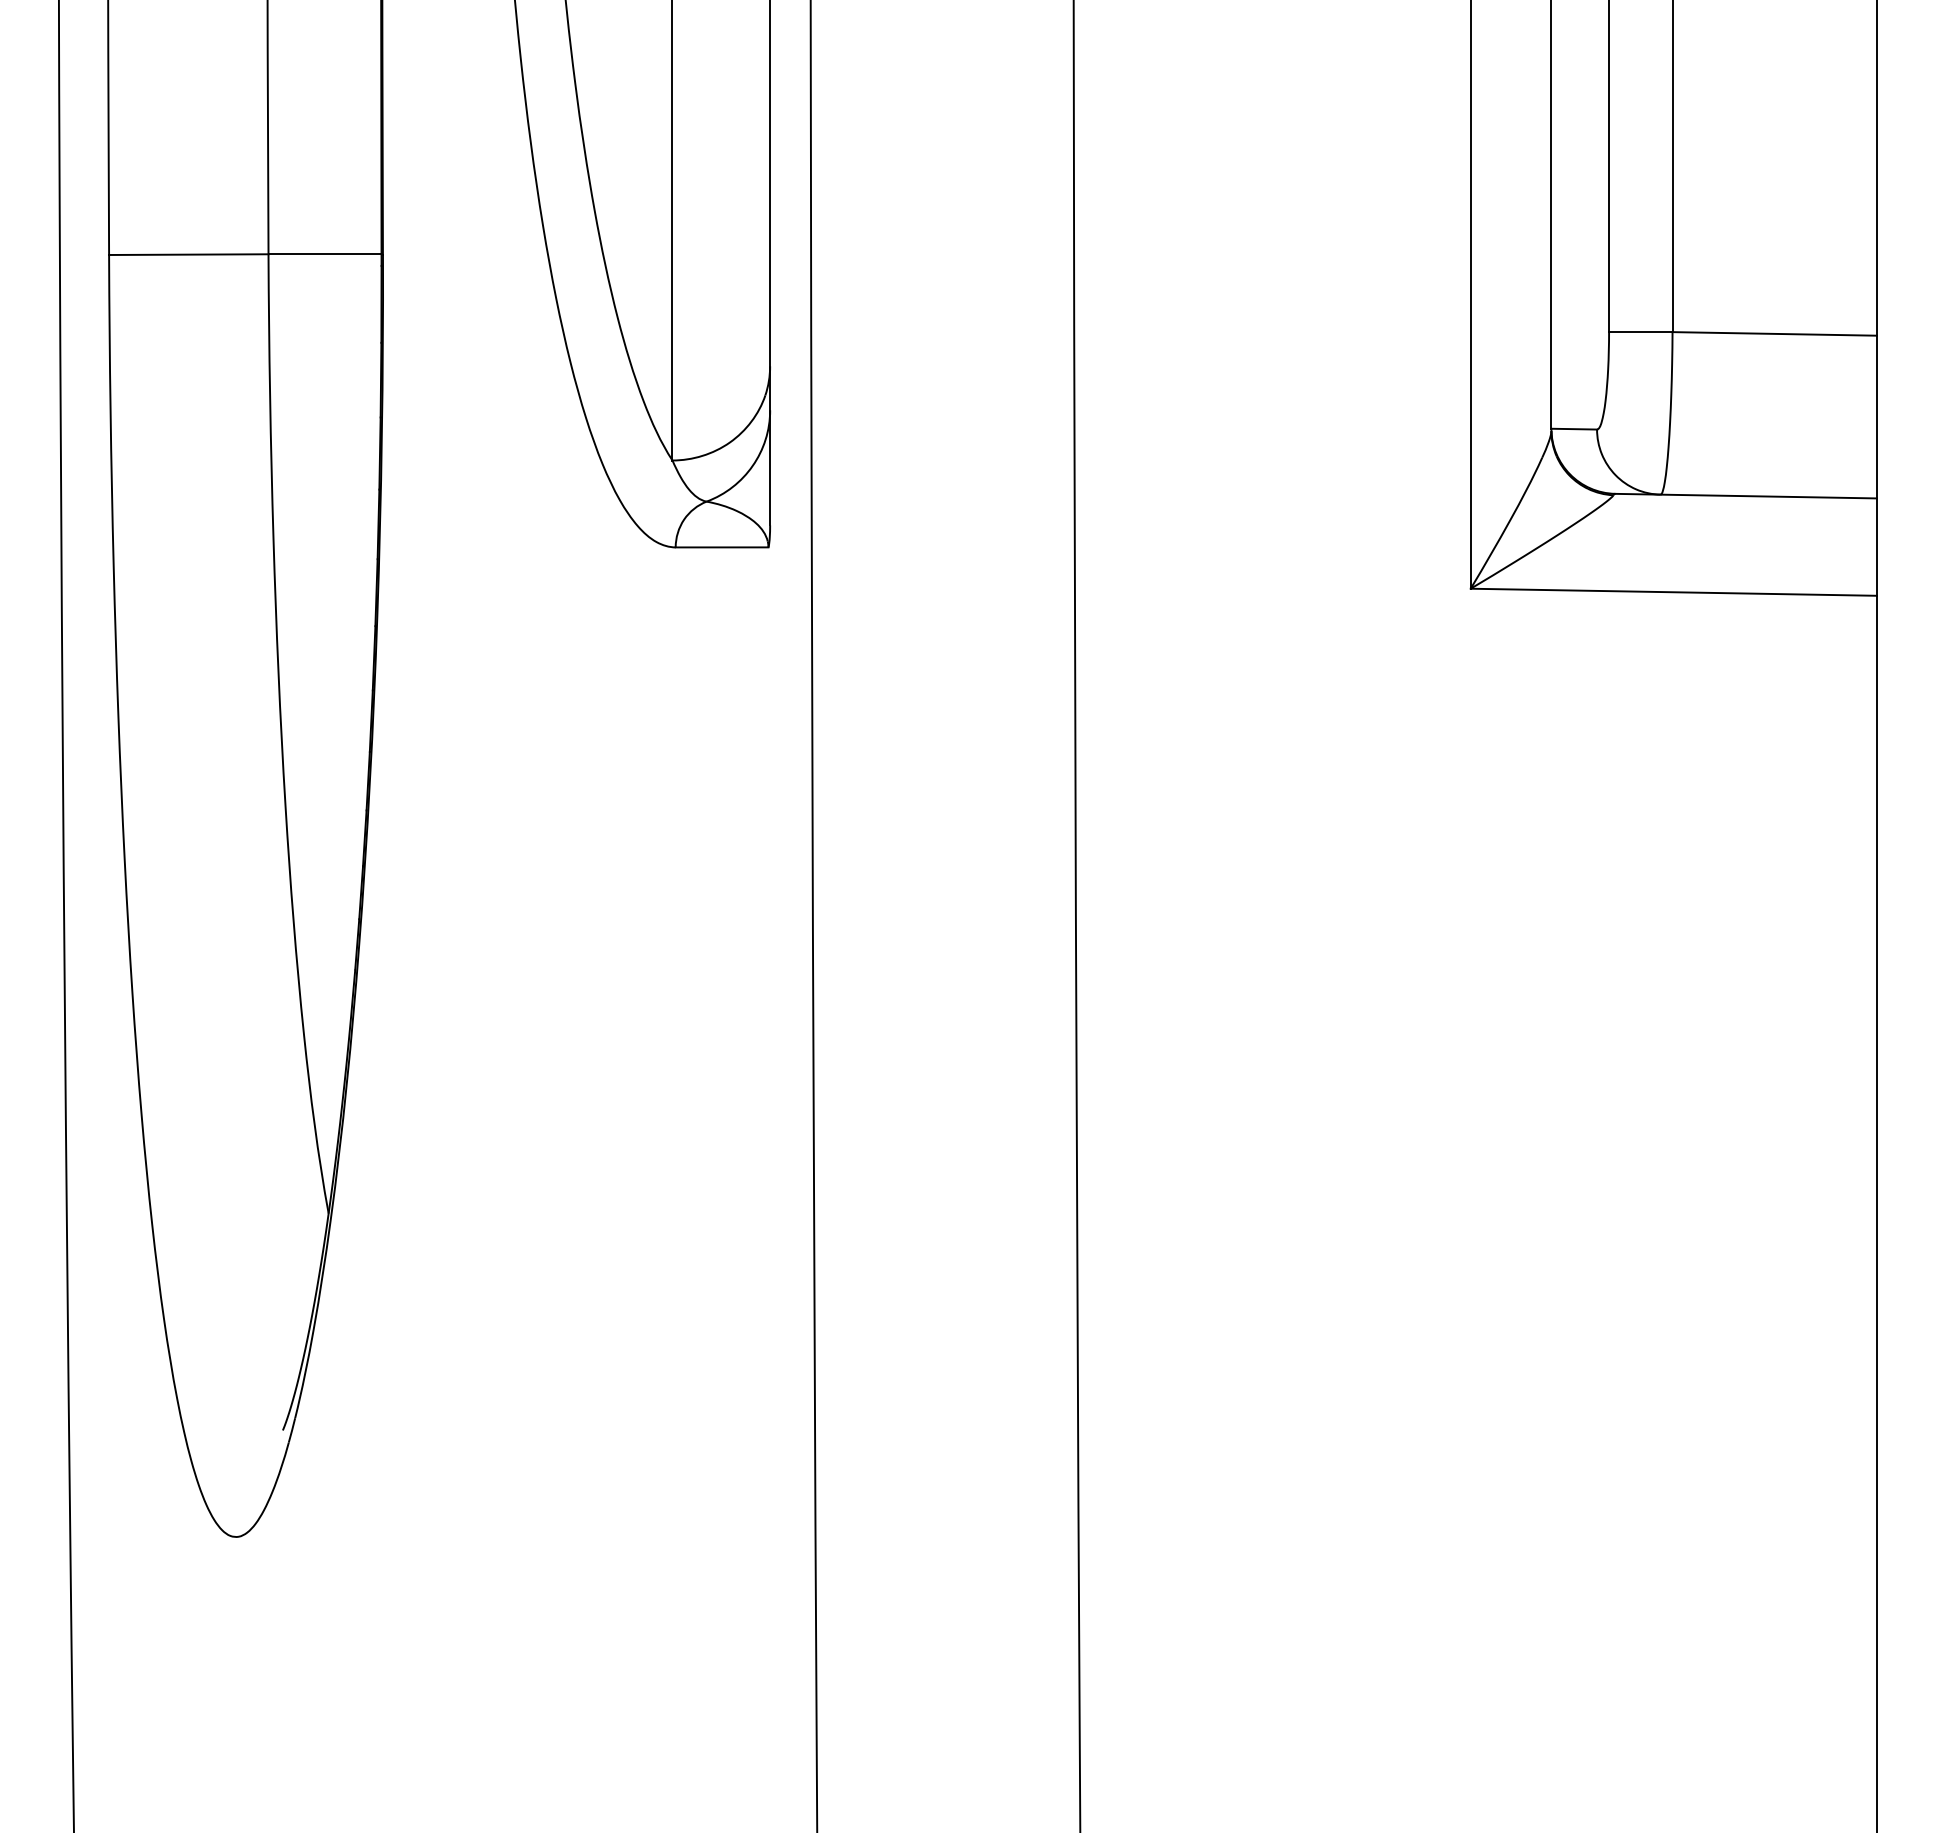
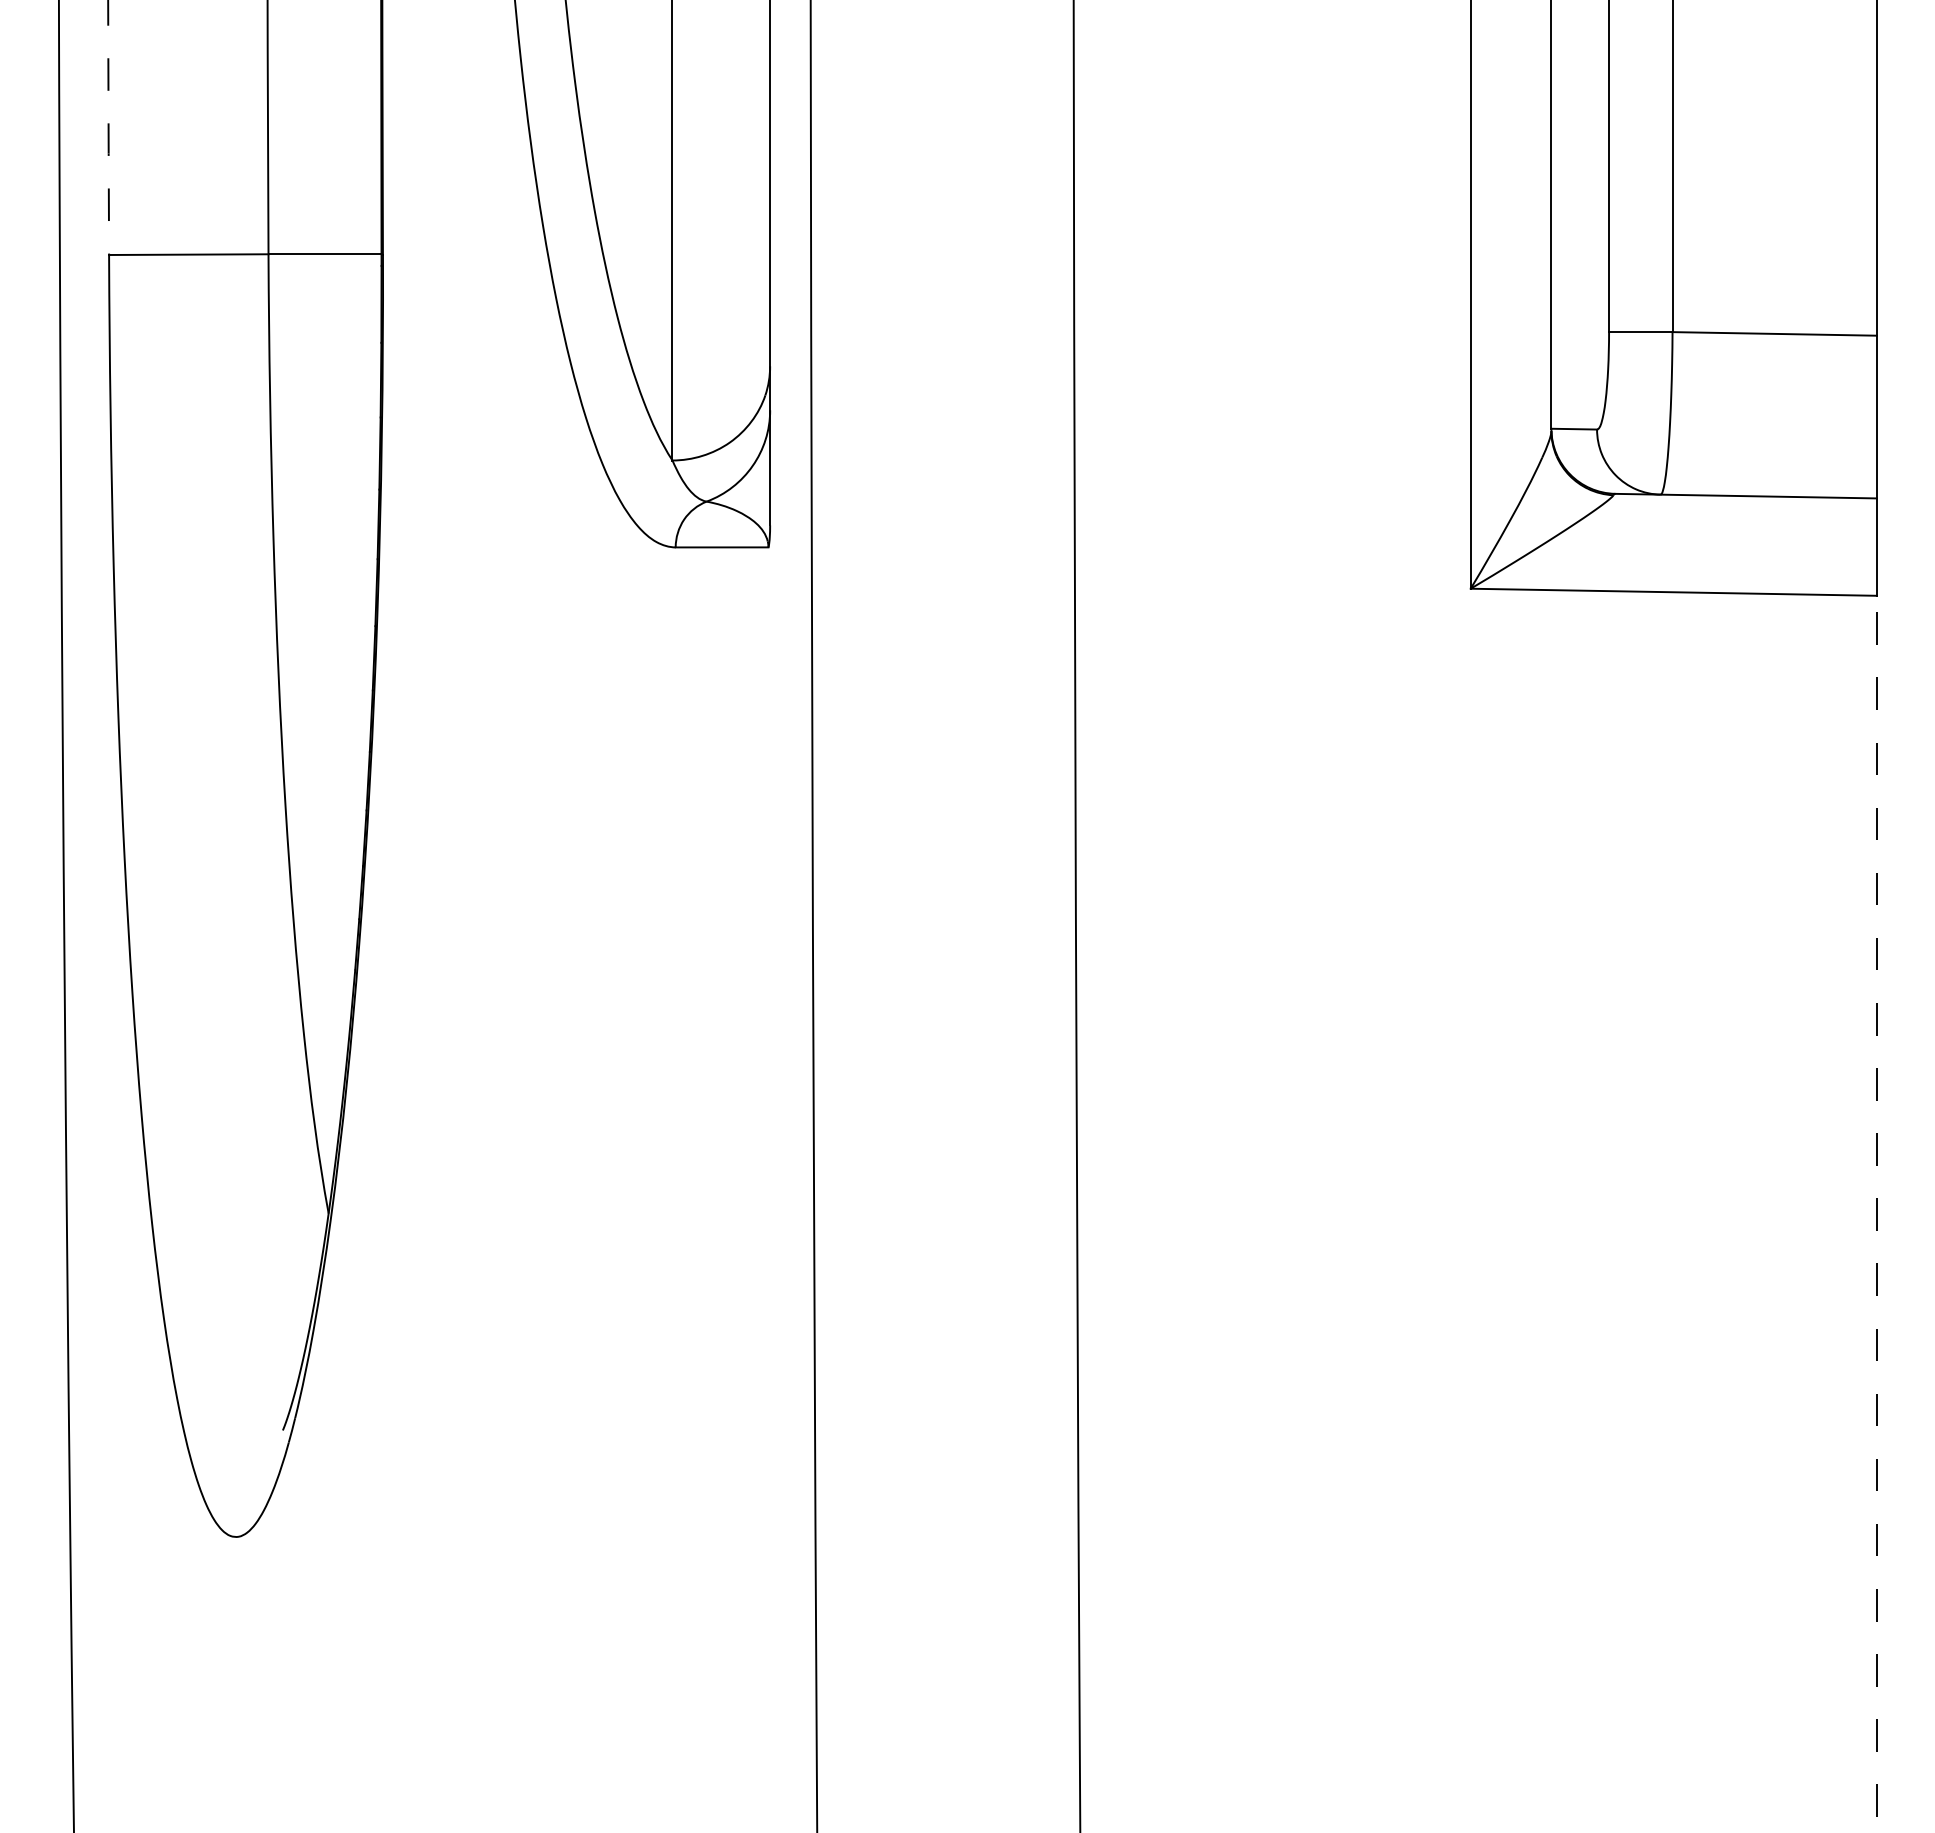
arc: solid -> dashed (108, 128)
line: solid -> dashed (1876, 1213)
